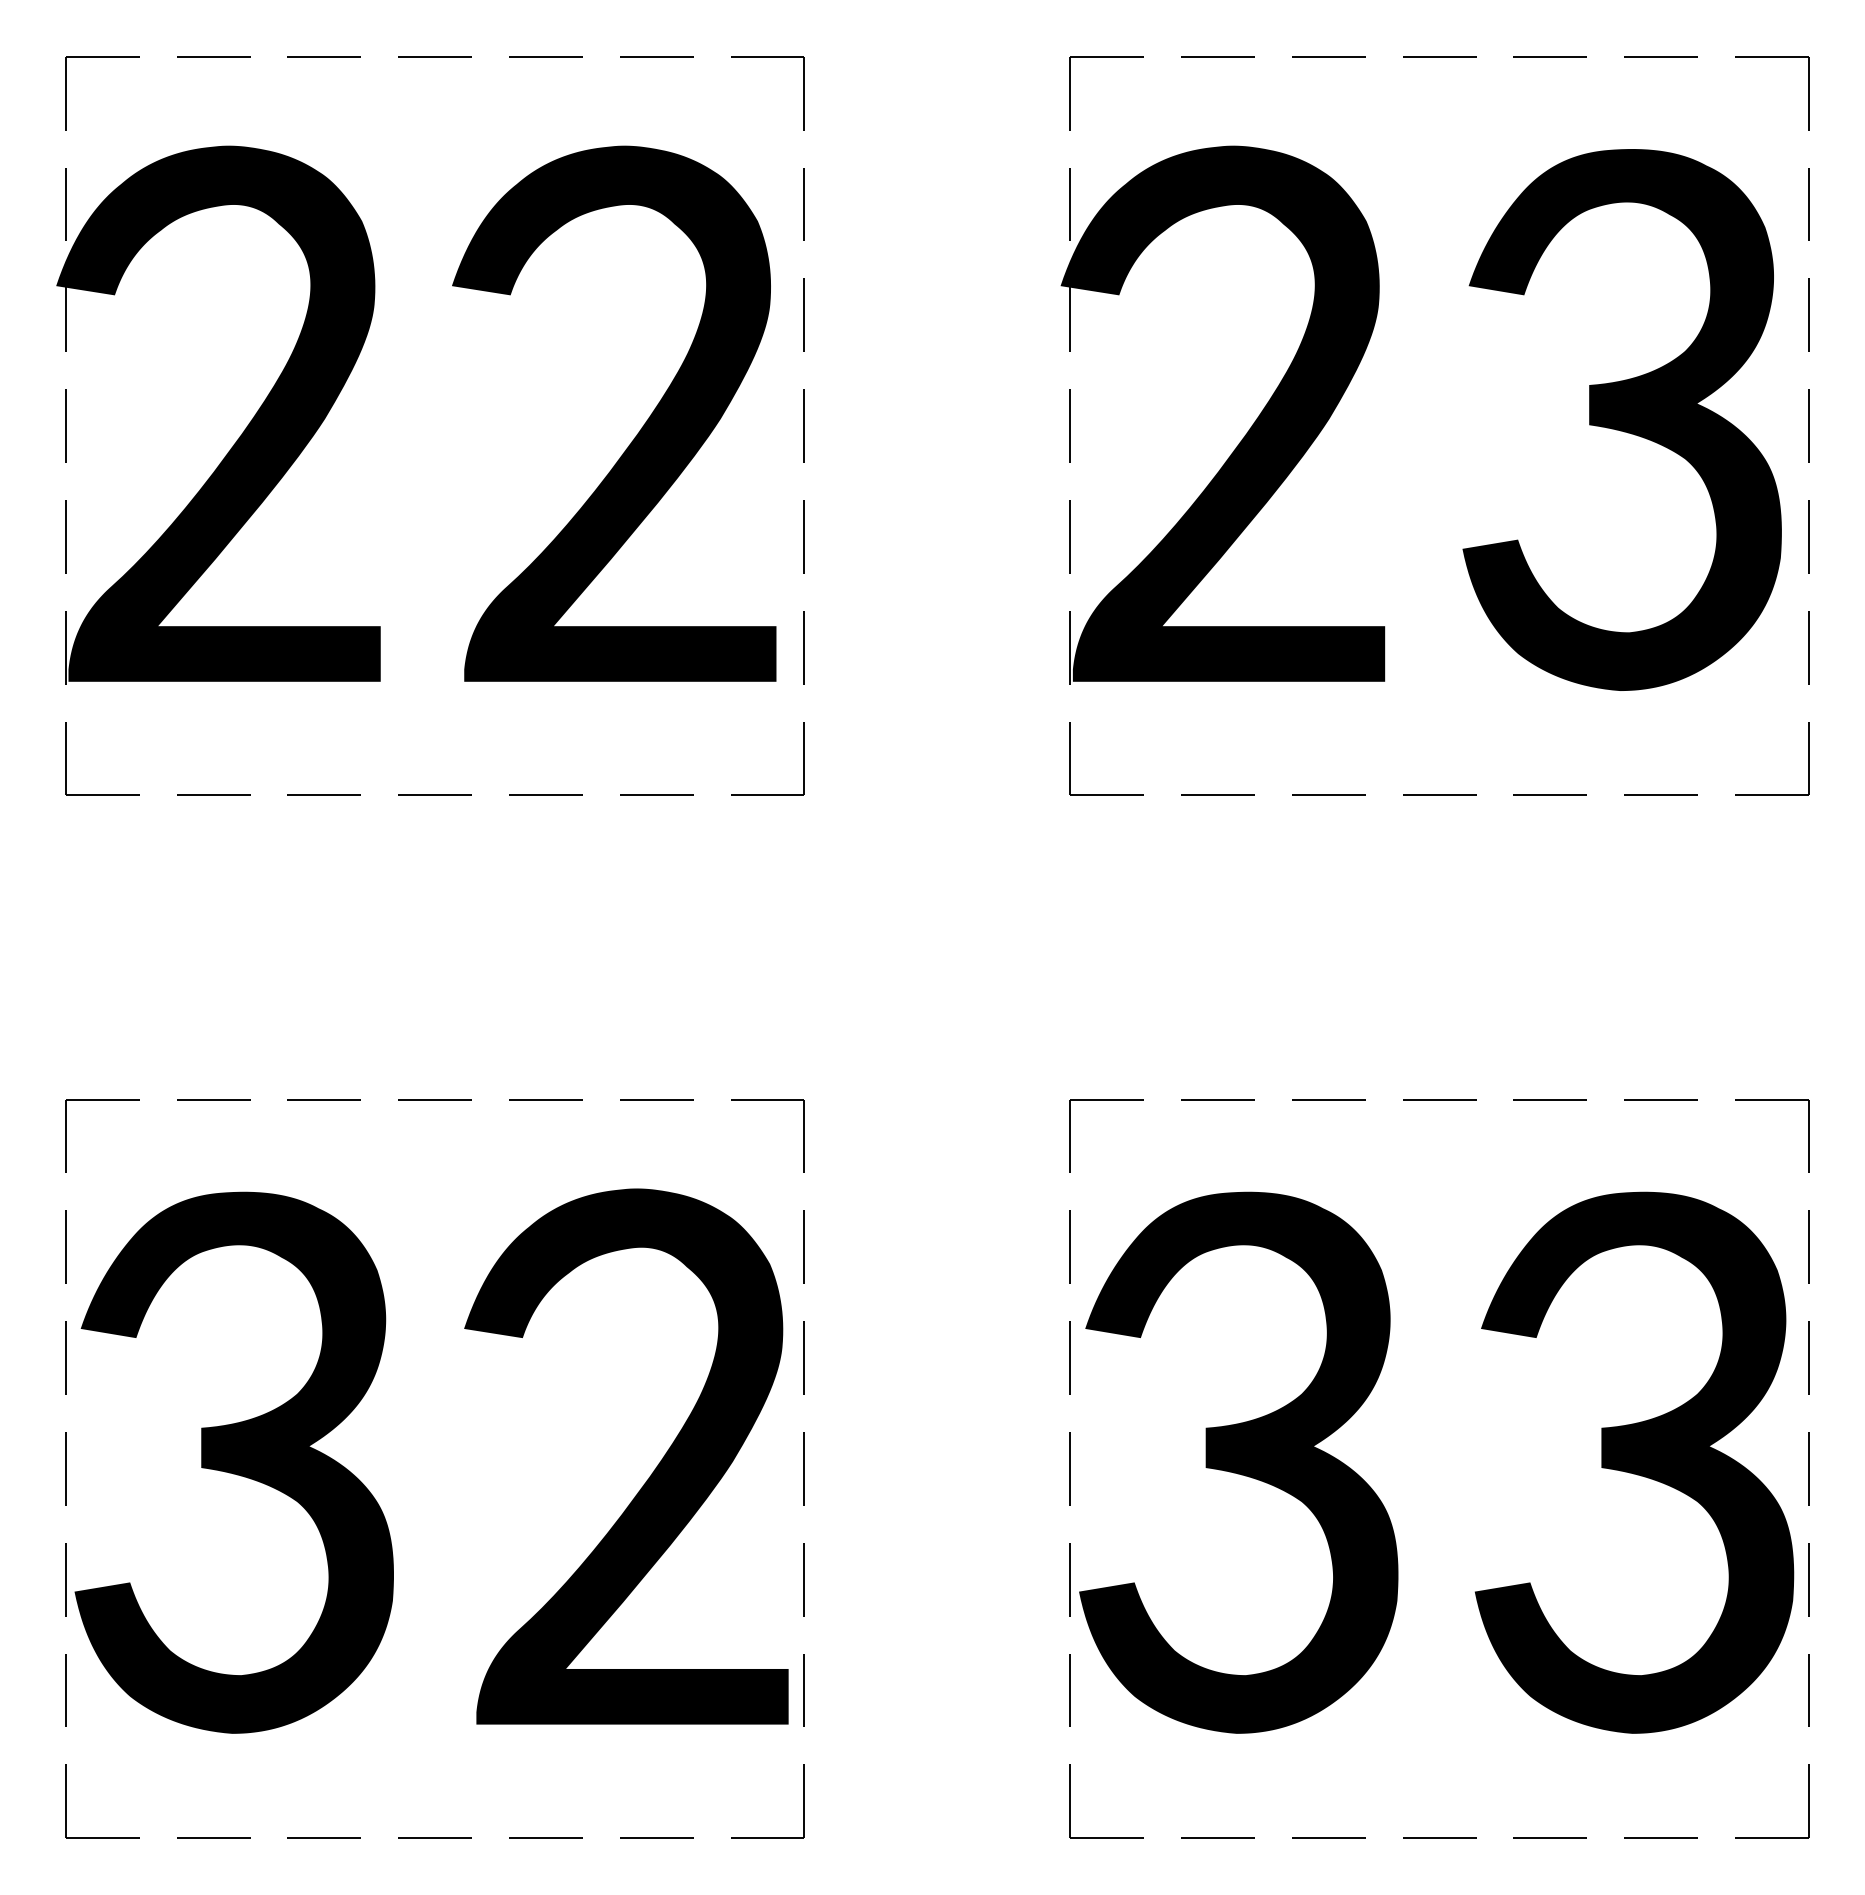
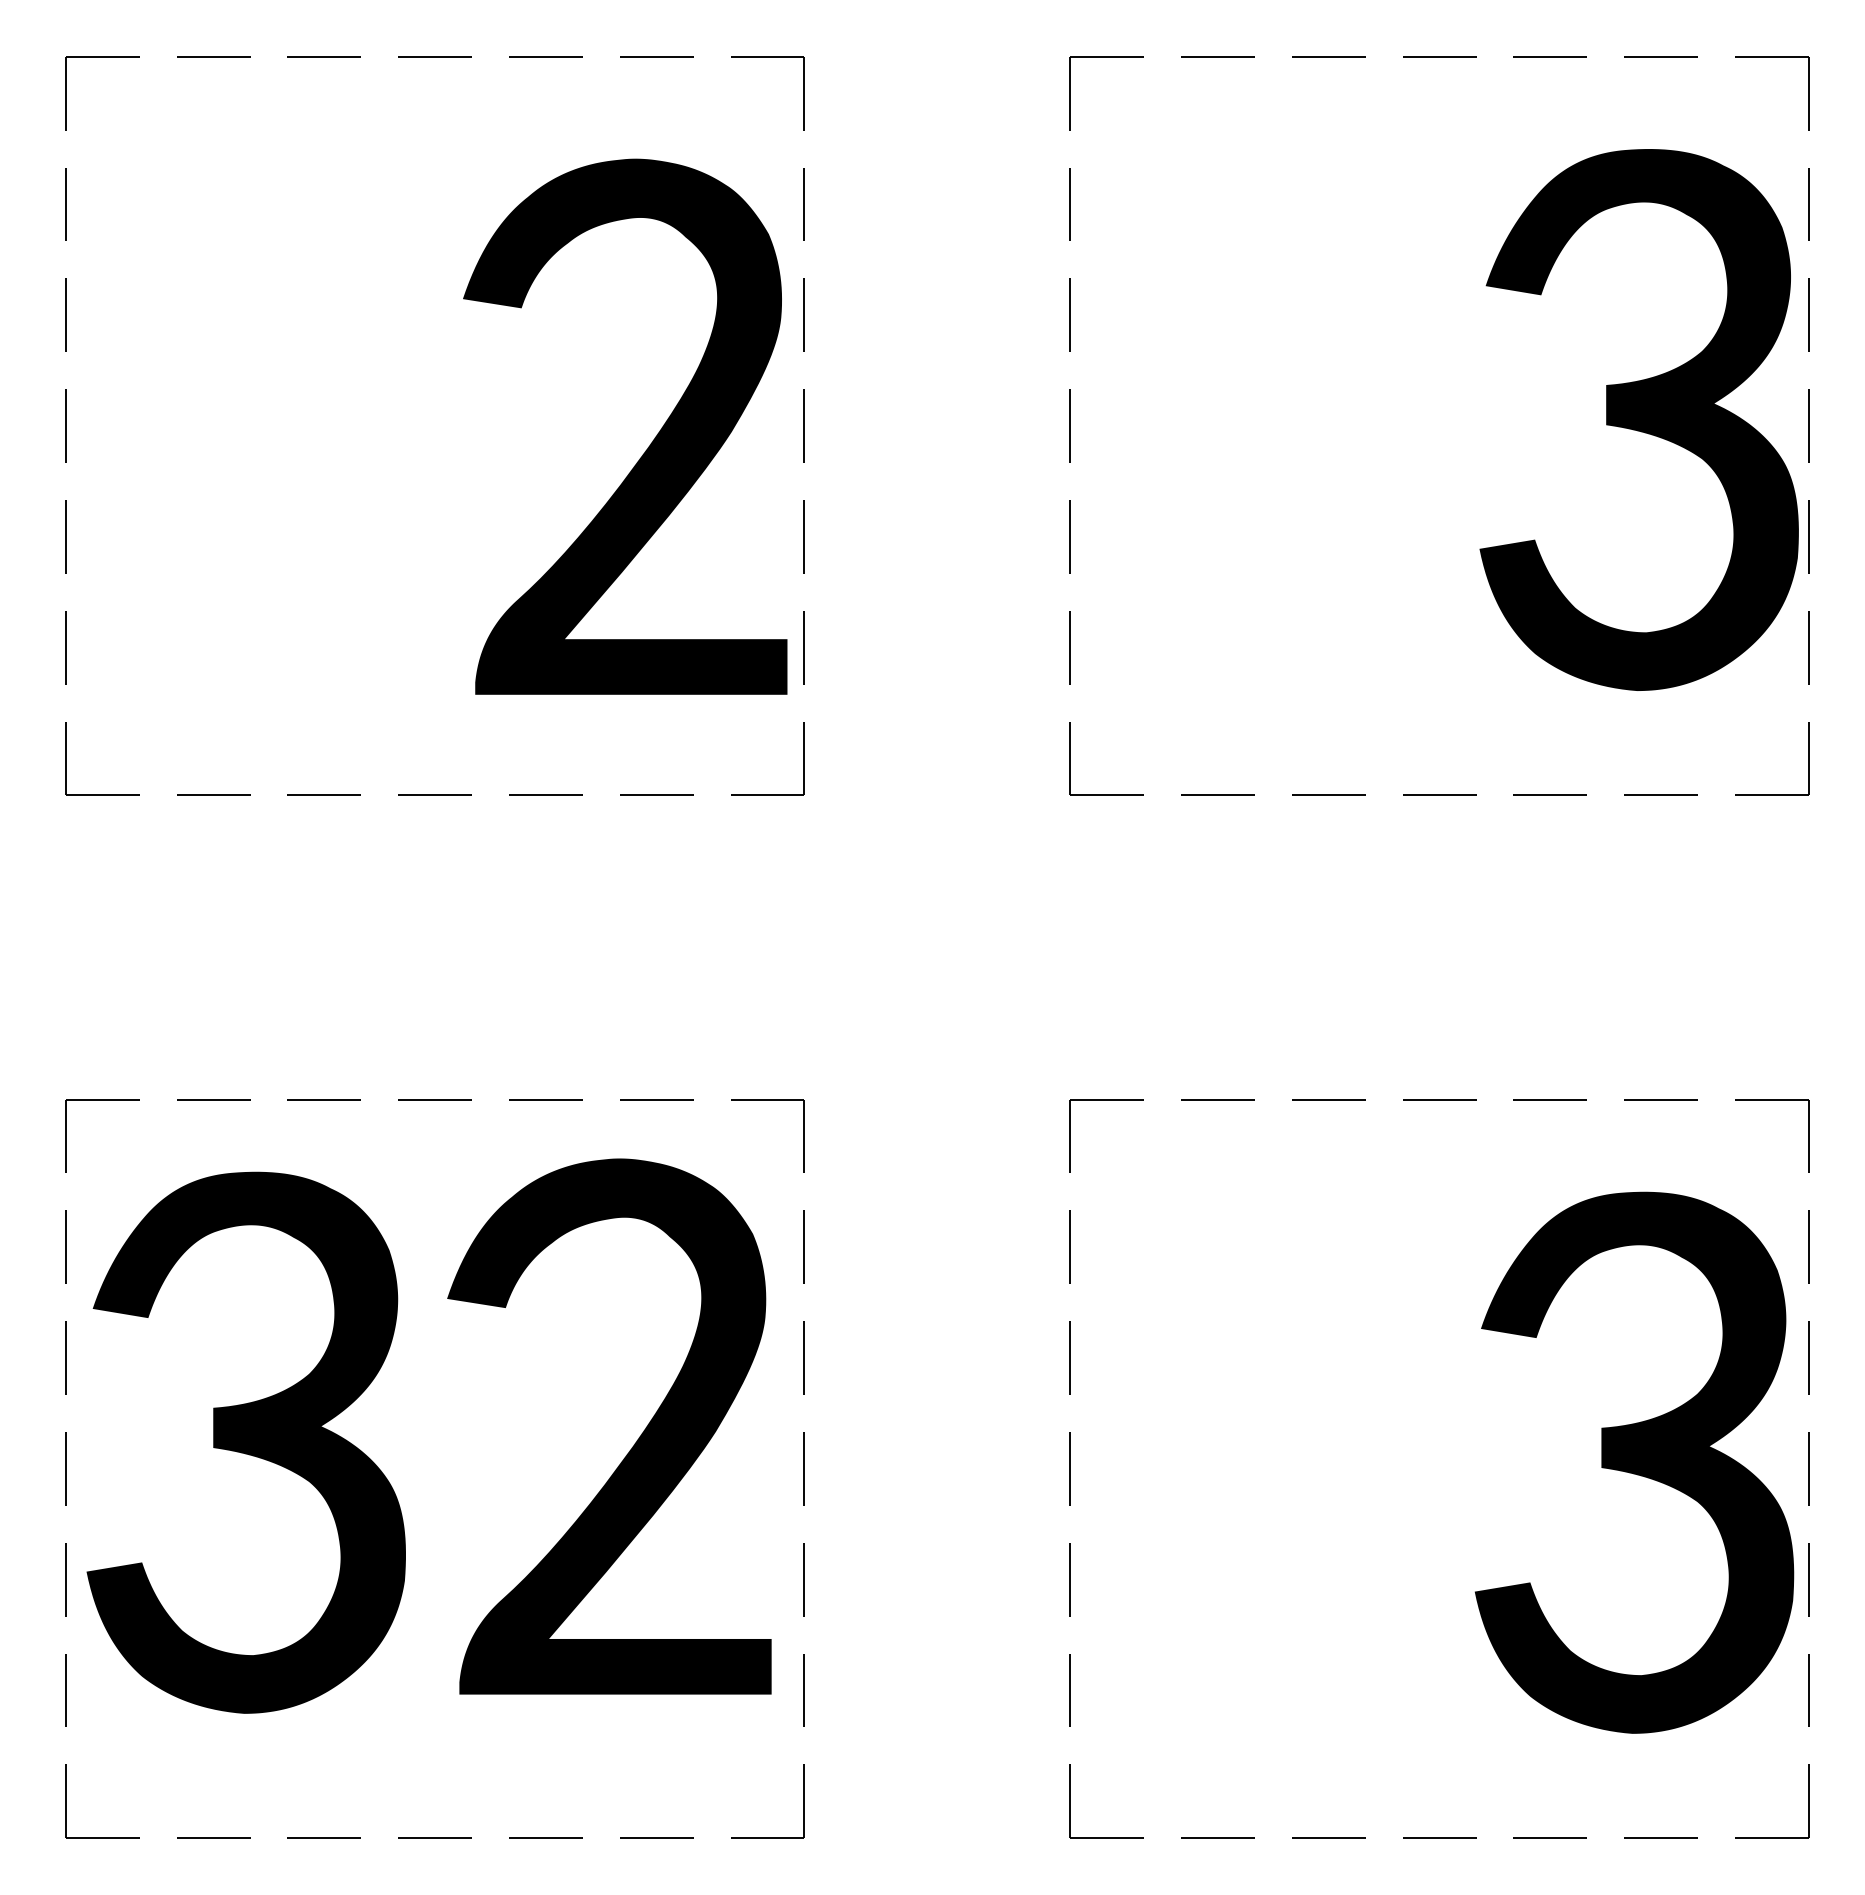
fill: present -> none (218, 413)
fill: present -> none (1222, 413)
part position: (1621, 419) -> (1638, 419) (1638, 419)
part position: (639, 430) -> (650, 443) (650, 443)
part position: (233, 1462) -> (245, 1442) (245, 1442)
fill: present -> none (1238, 1462)
part position: (651, 1473) -> (634, 1443) (634, 1443)
